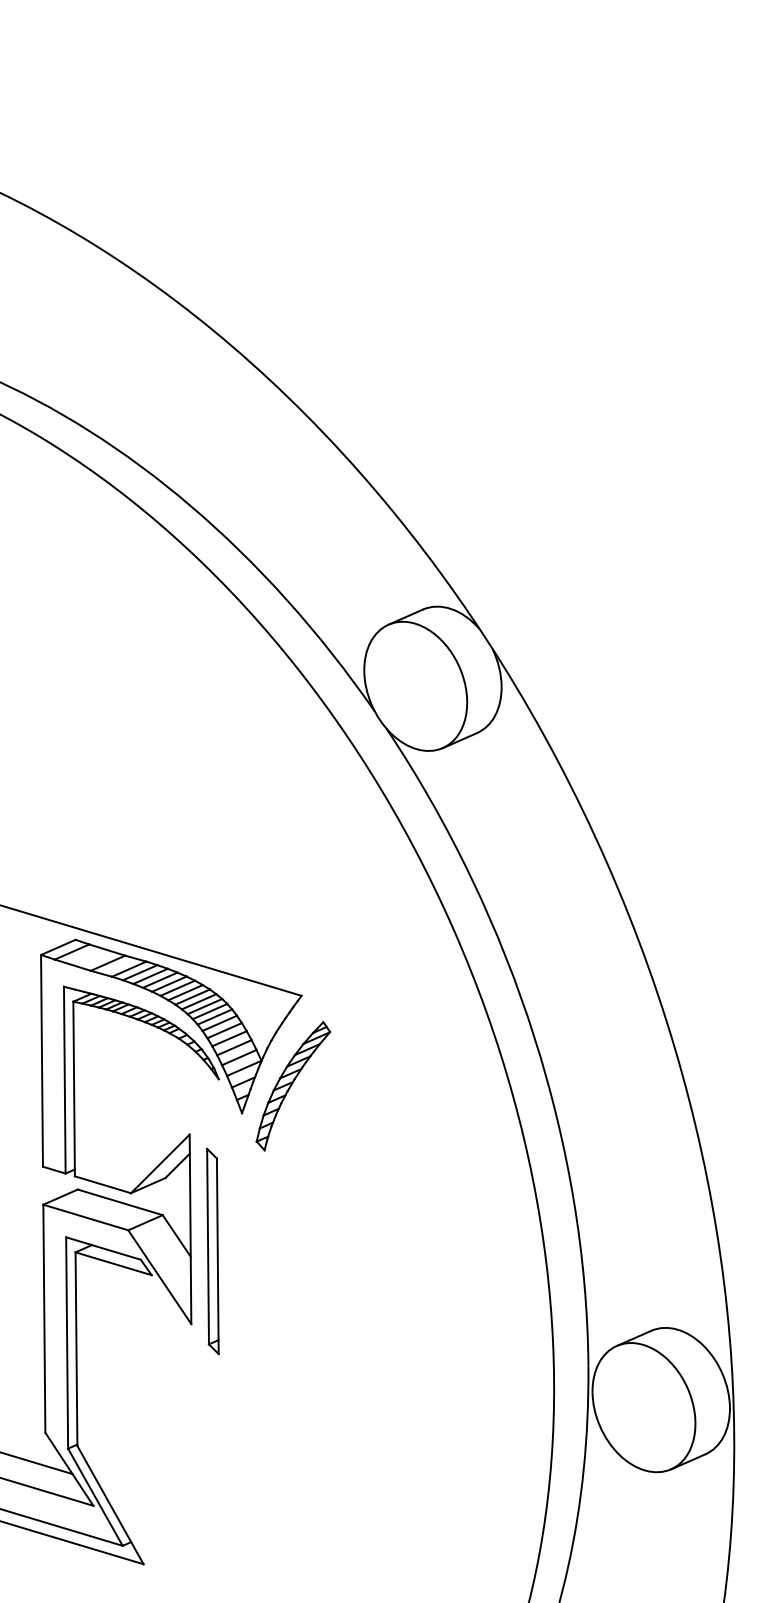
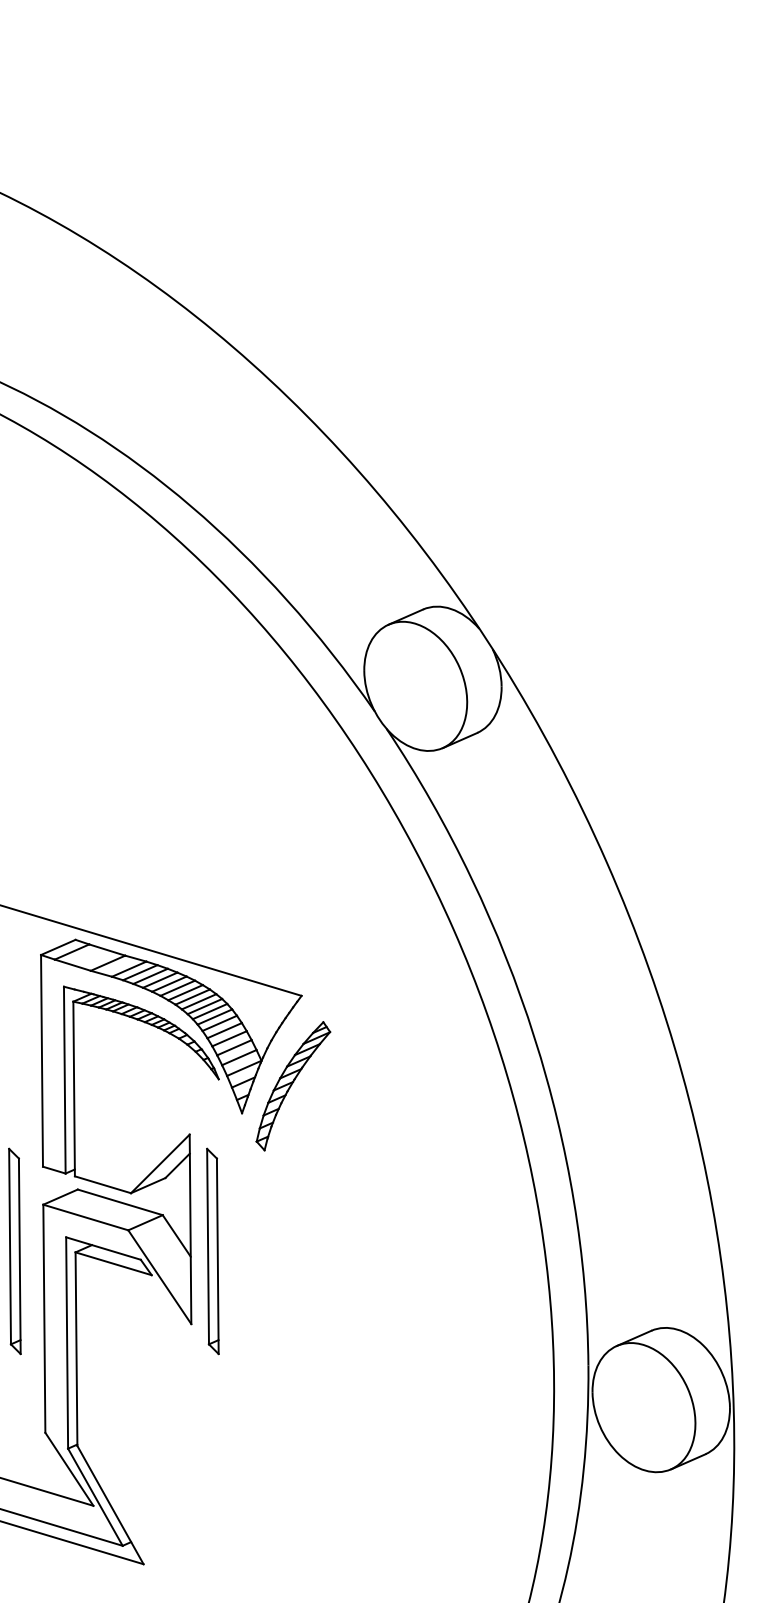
part: none -> present (14, 1251)
line: present -> none (37, 1463)
